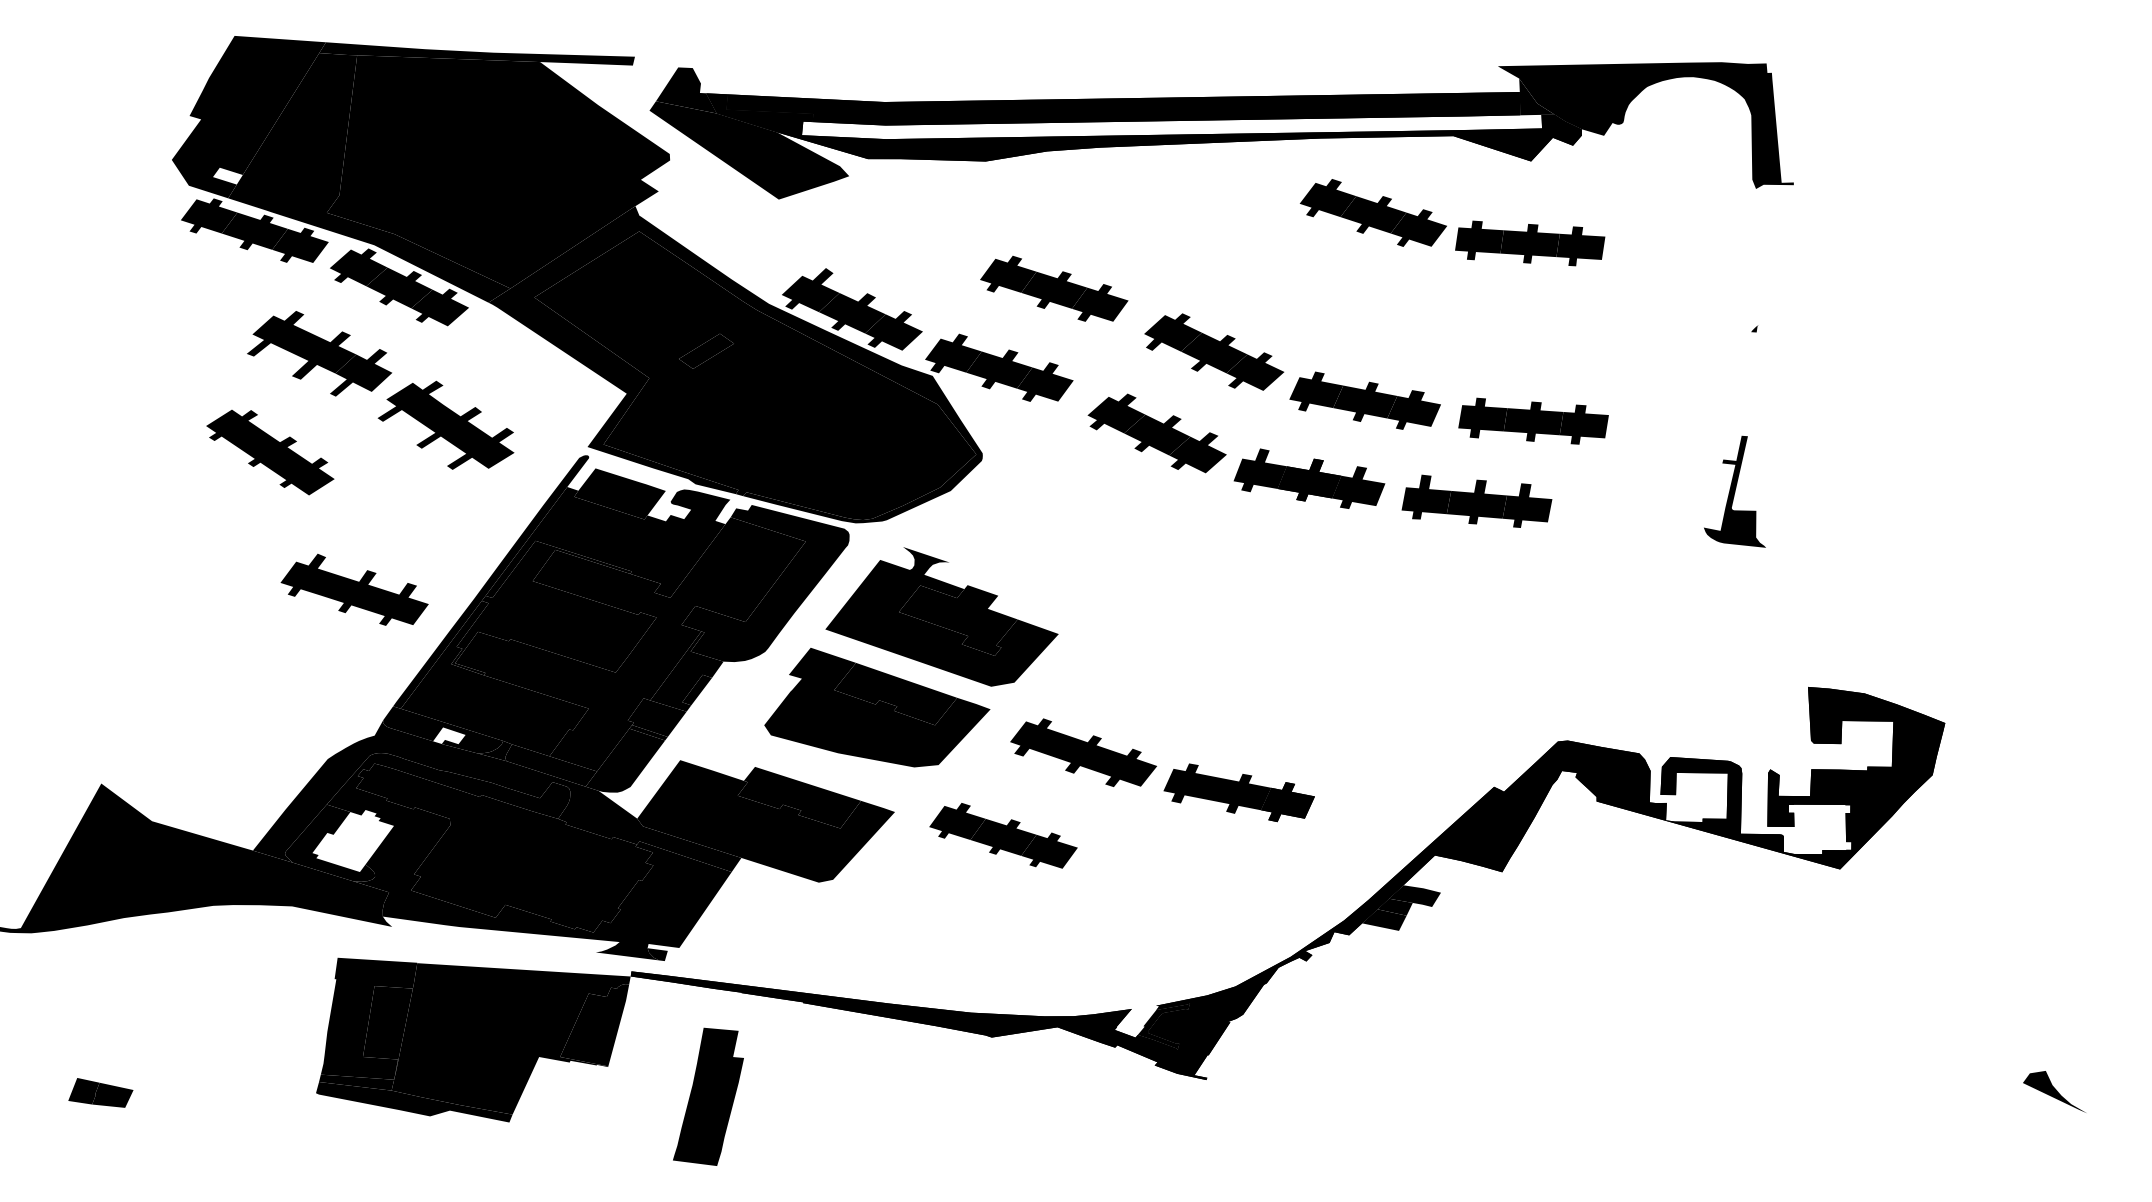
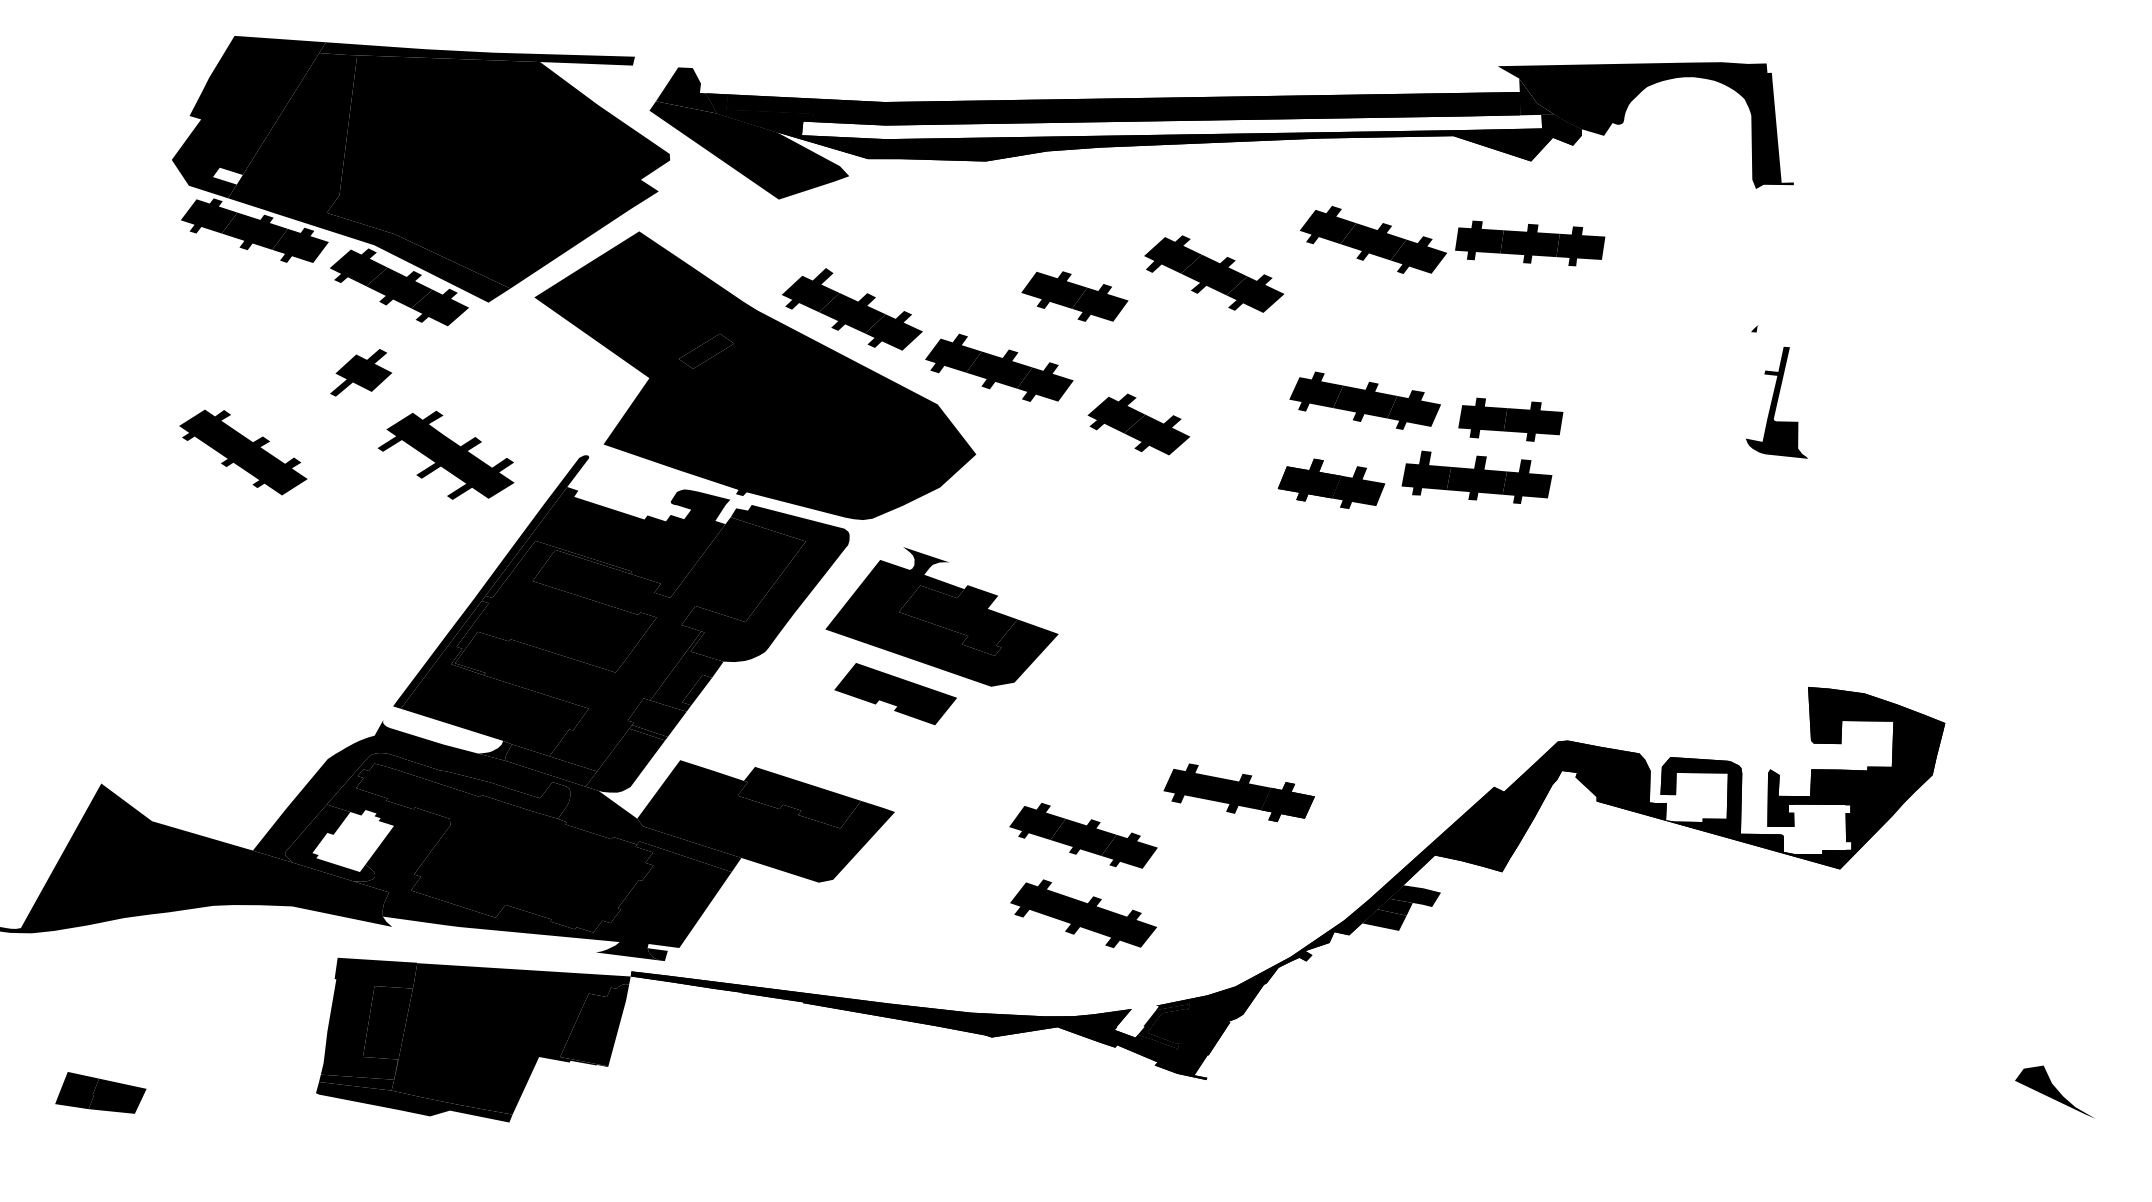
part position: (1373, 212) -> (1373, 239) (1373, 239)
fill: present -> none (1007, 273)
fill: present -> none (301, 344)
part position: (1214, 351) -> (1214, 273) (1214, 273)
fill: present -> none (735, 364)
part position: (445, 424) -> (445, 454) (445, 454)
fill: present -> none (1583, 424)
part position: (270, 452) -> (243, 452) (243, 452)
fill: present -> none (1198, 452)
fill: present -> none (1259, 470)
part position: (1734, 491) -> (1776, 402) (1776, 402)
fill: present -> none (619, 493)
part position: (1476, 500) -> (1476, 476) (1476, 476)
part: present -> none (354, 589)
fill: present -> none (877, 707)
fill: present -> none (443, 729)
part position: (1083, 752) -> (1083, 913) (1083, 913)
part position: (1003, 835) -> (1083, 835) (1083, 835)
part size: 63x42 px -> 80x54 px (2054, 1091)
part size: 66x30 px -> 92x42 px (100, 1092)
fill: present -> none (708, 1096)
